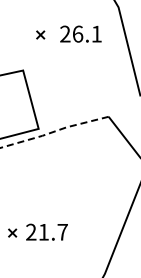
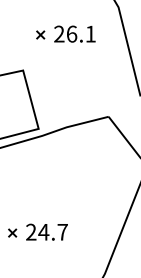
text position: (80, 33) -> (74, 33) (74, 33)
line: dashed -> solid (54, 131)
text: 21.7 -> 24.7 (43, 232)
